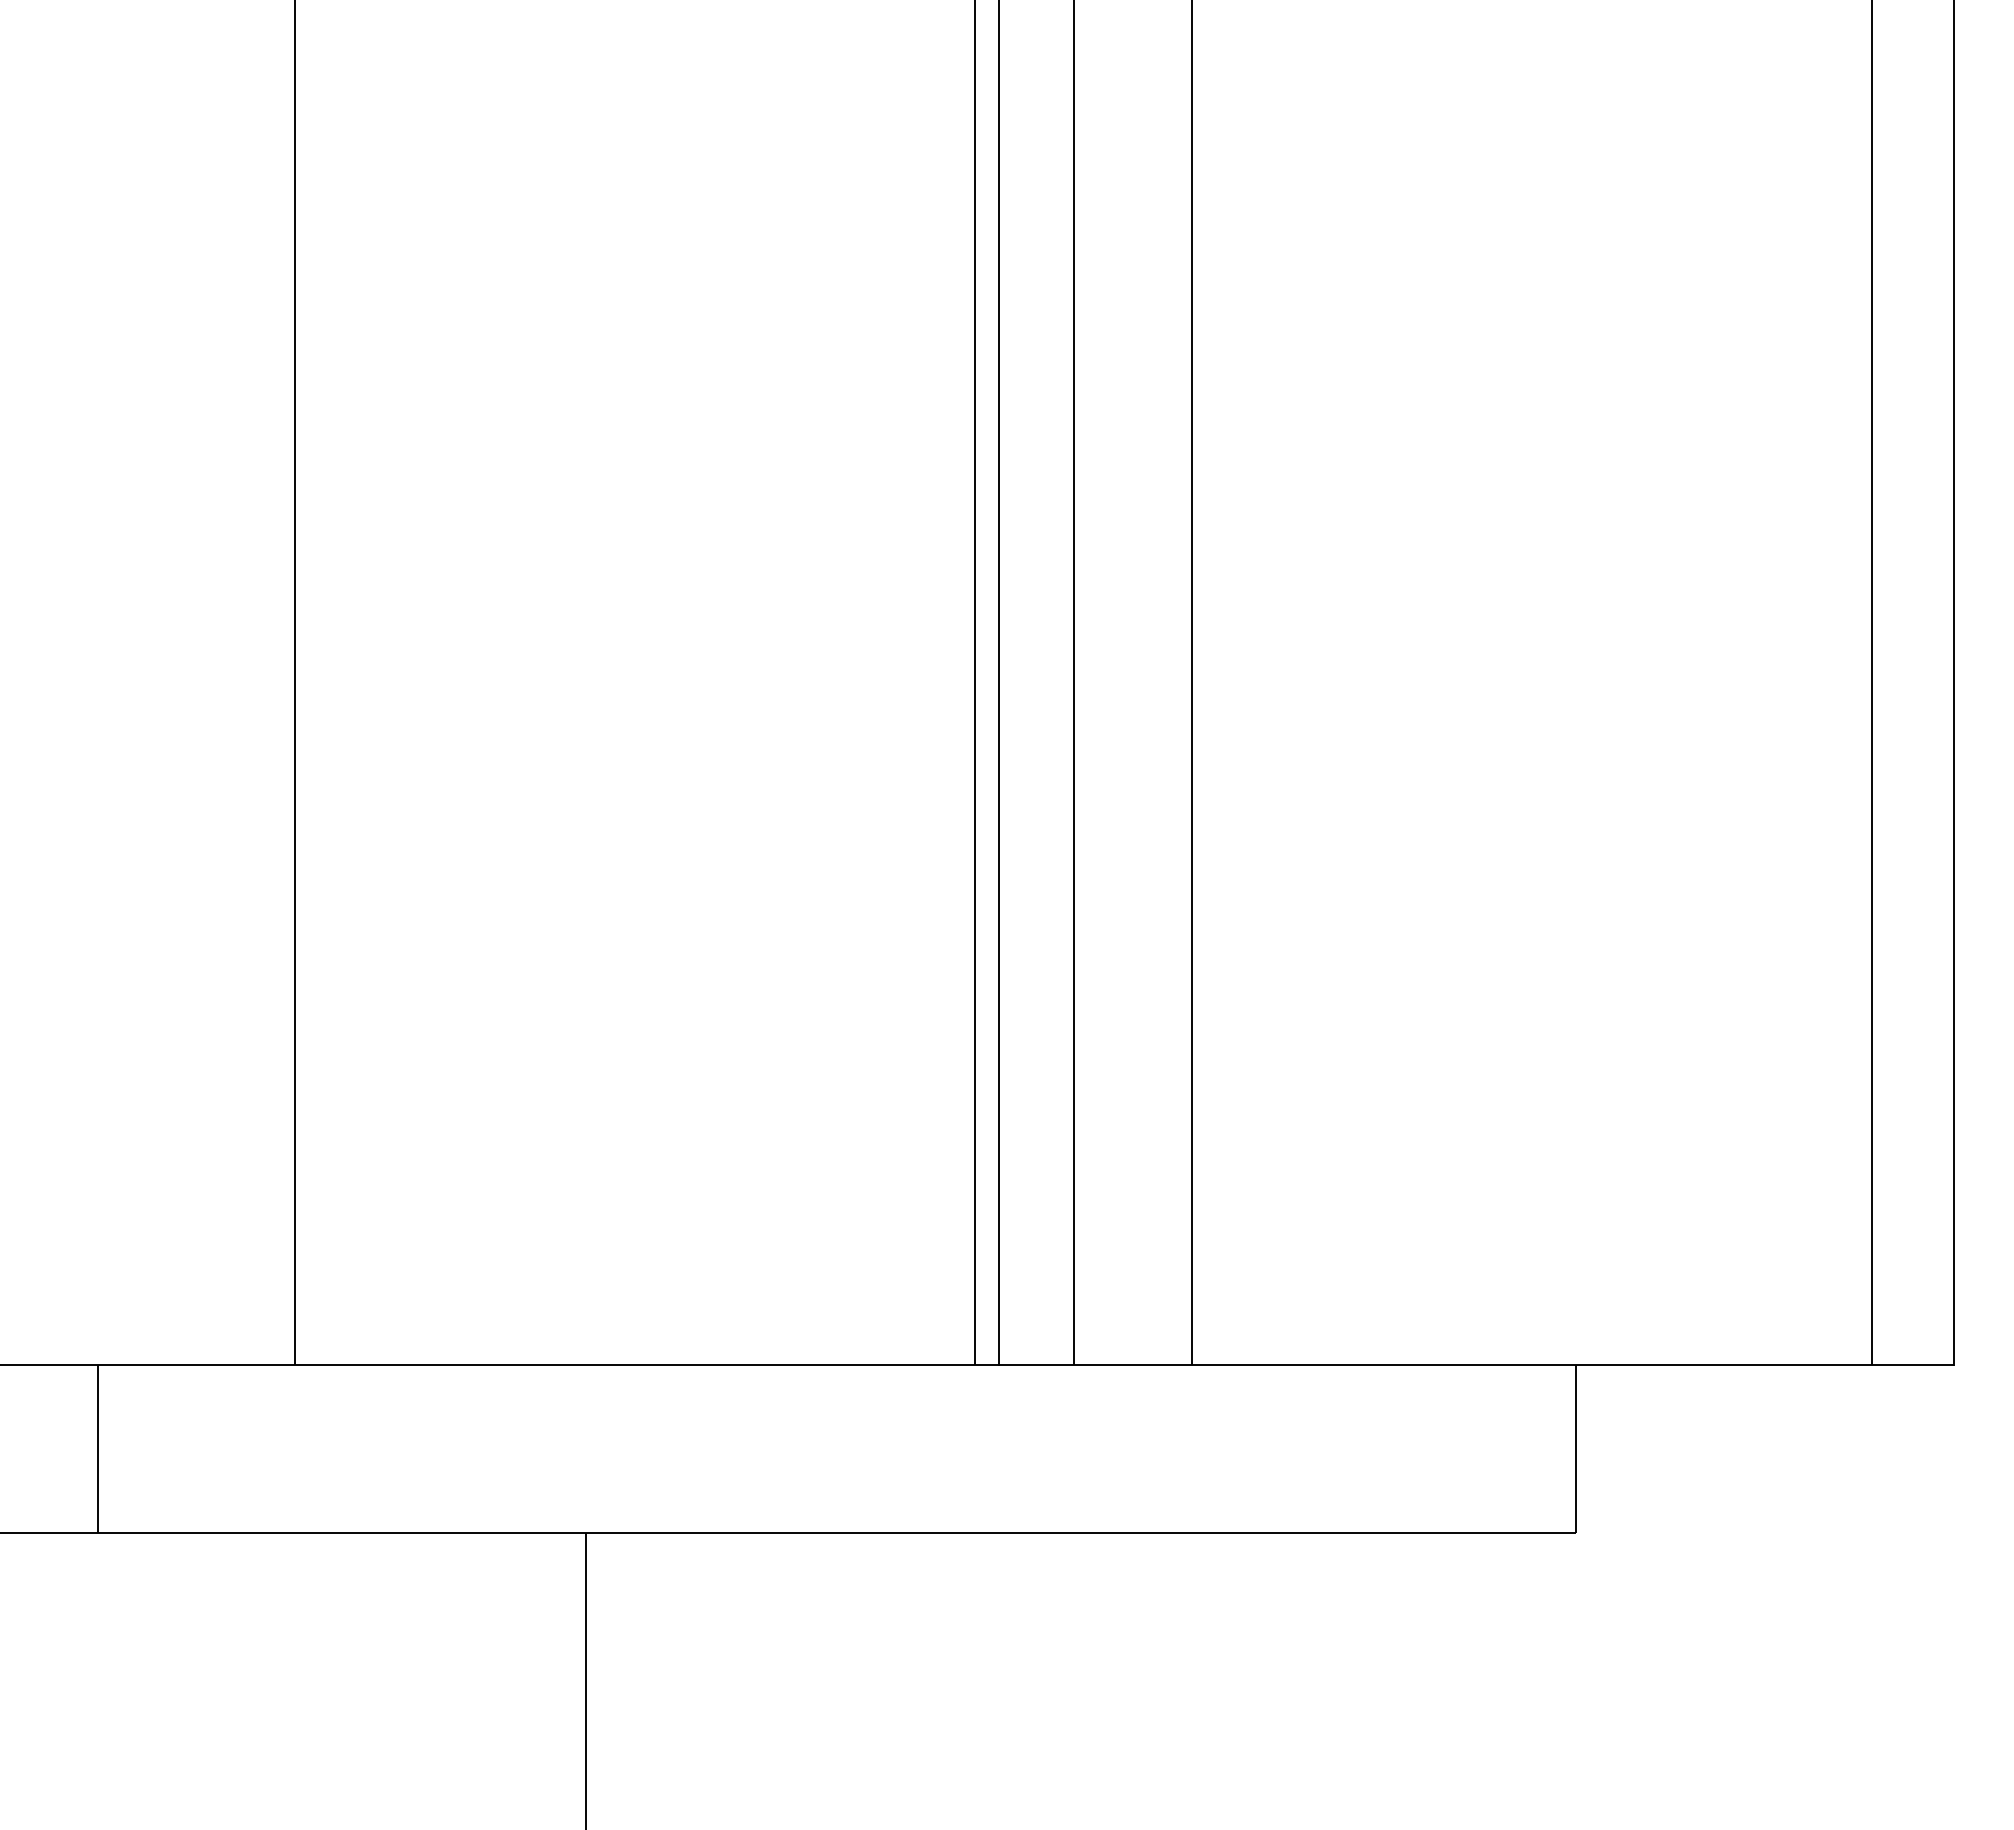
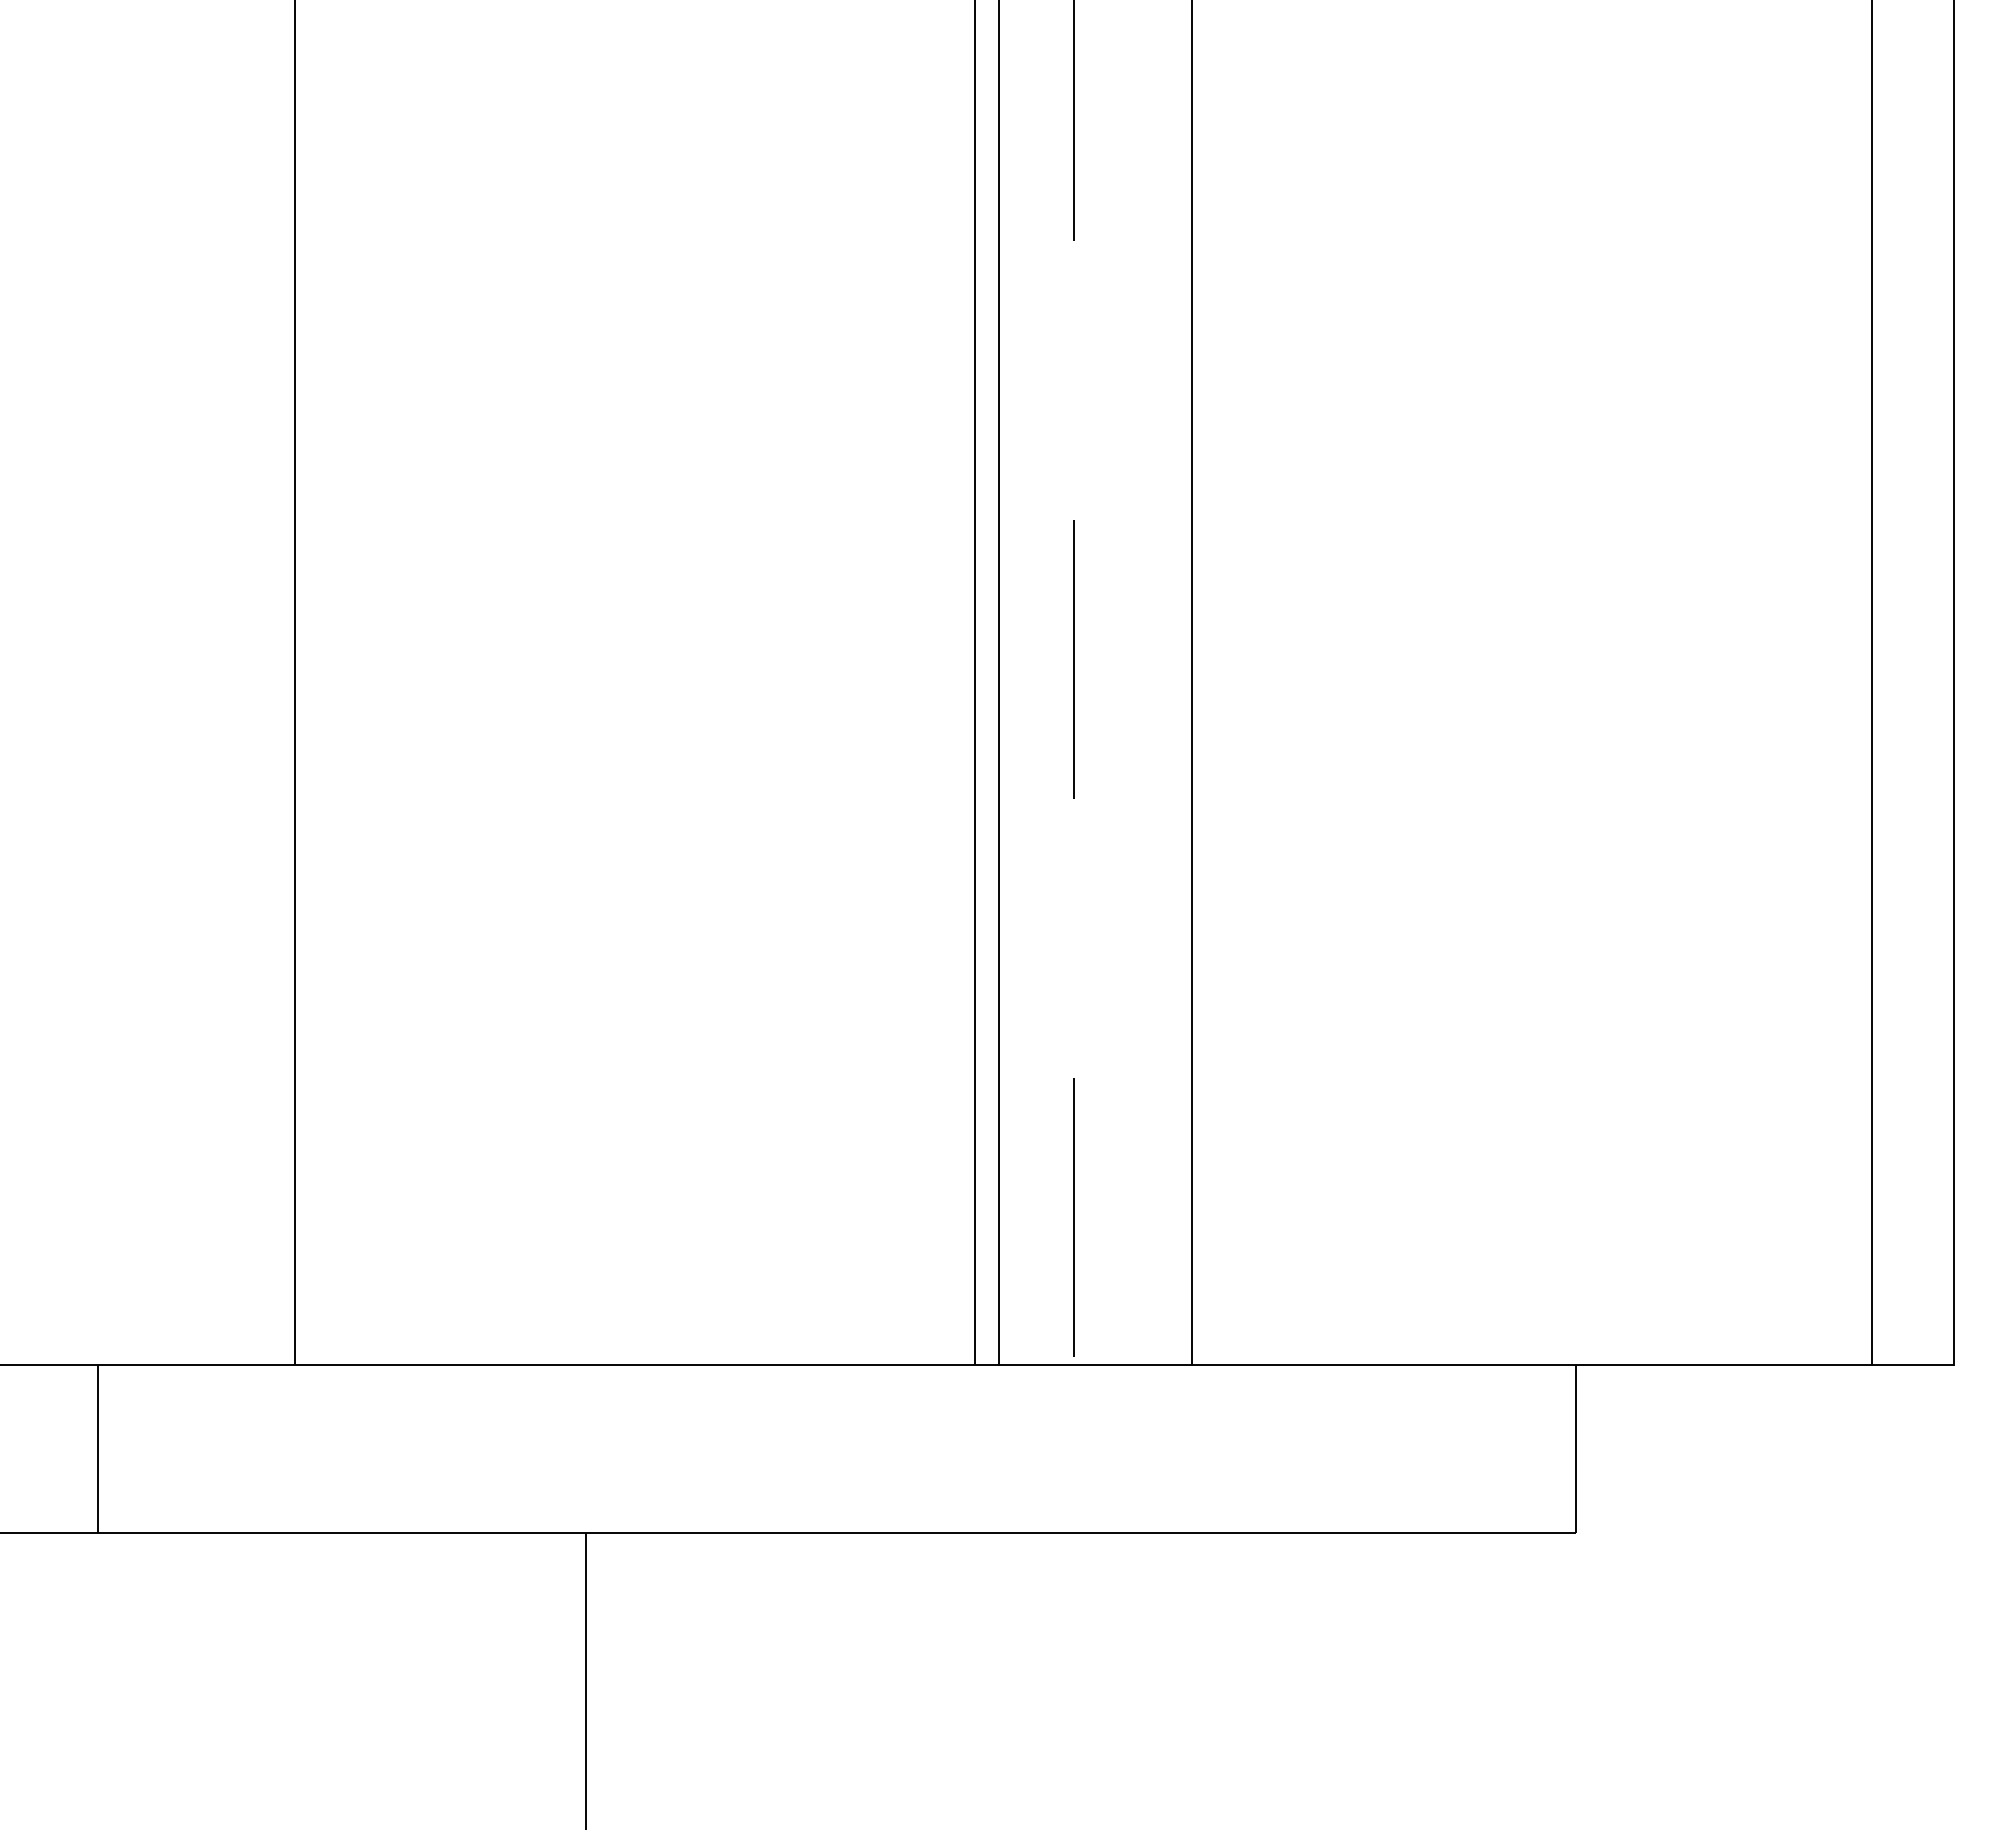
line: solid -> dashed (1073, 683)
